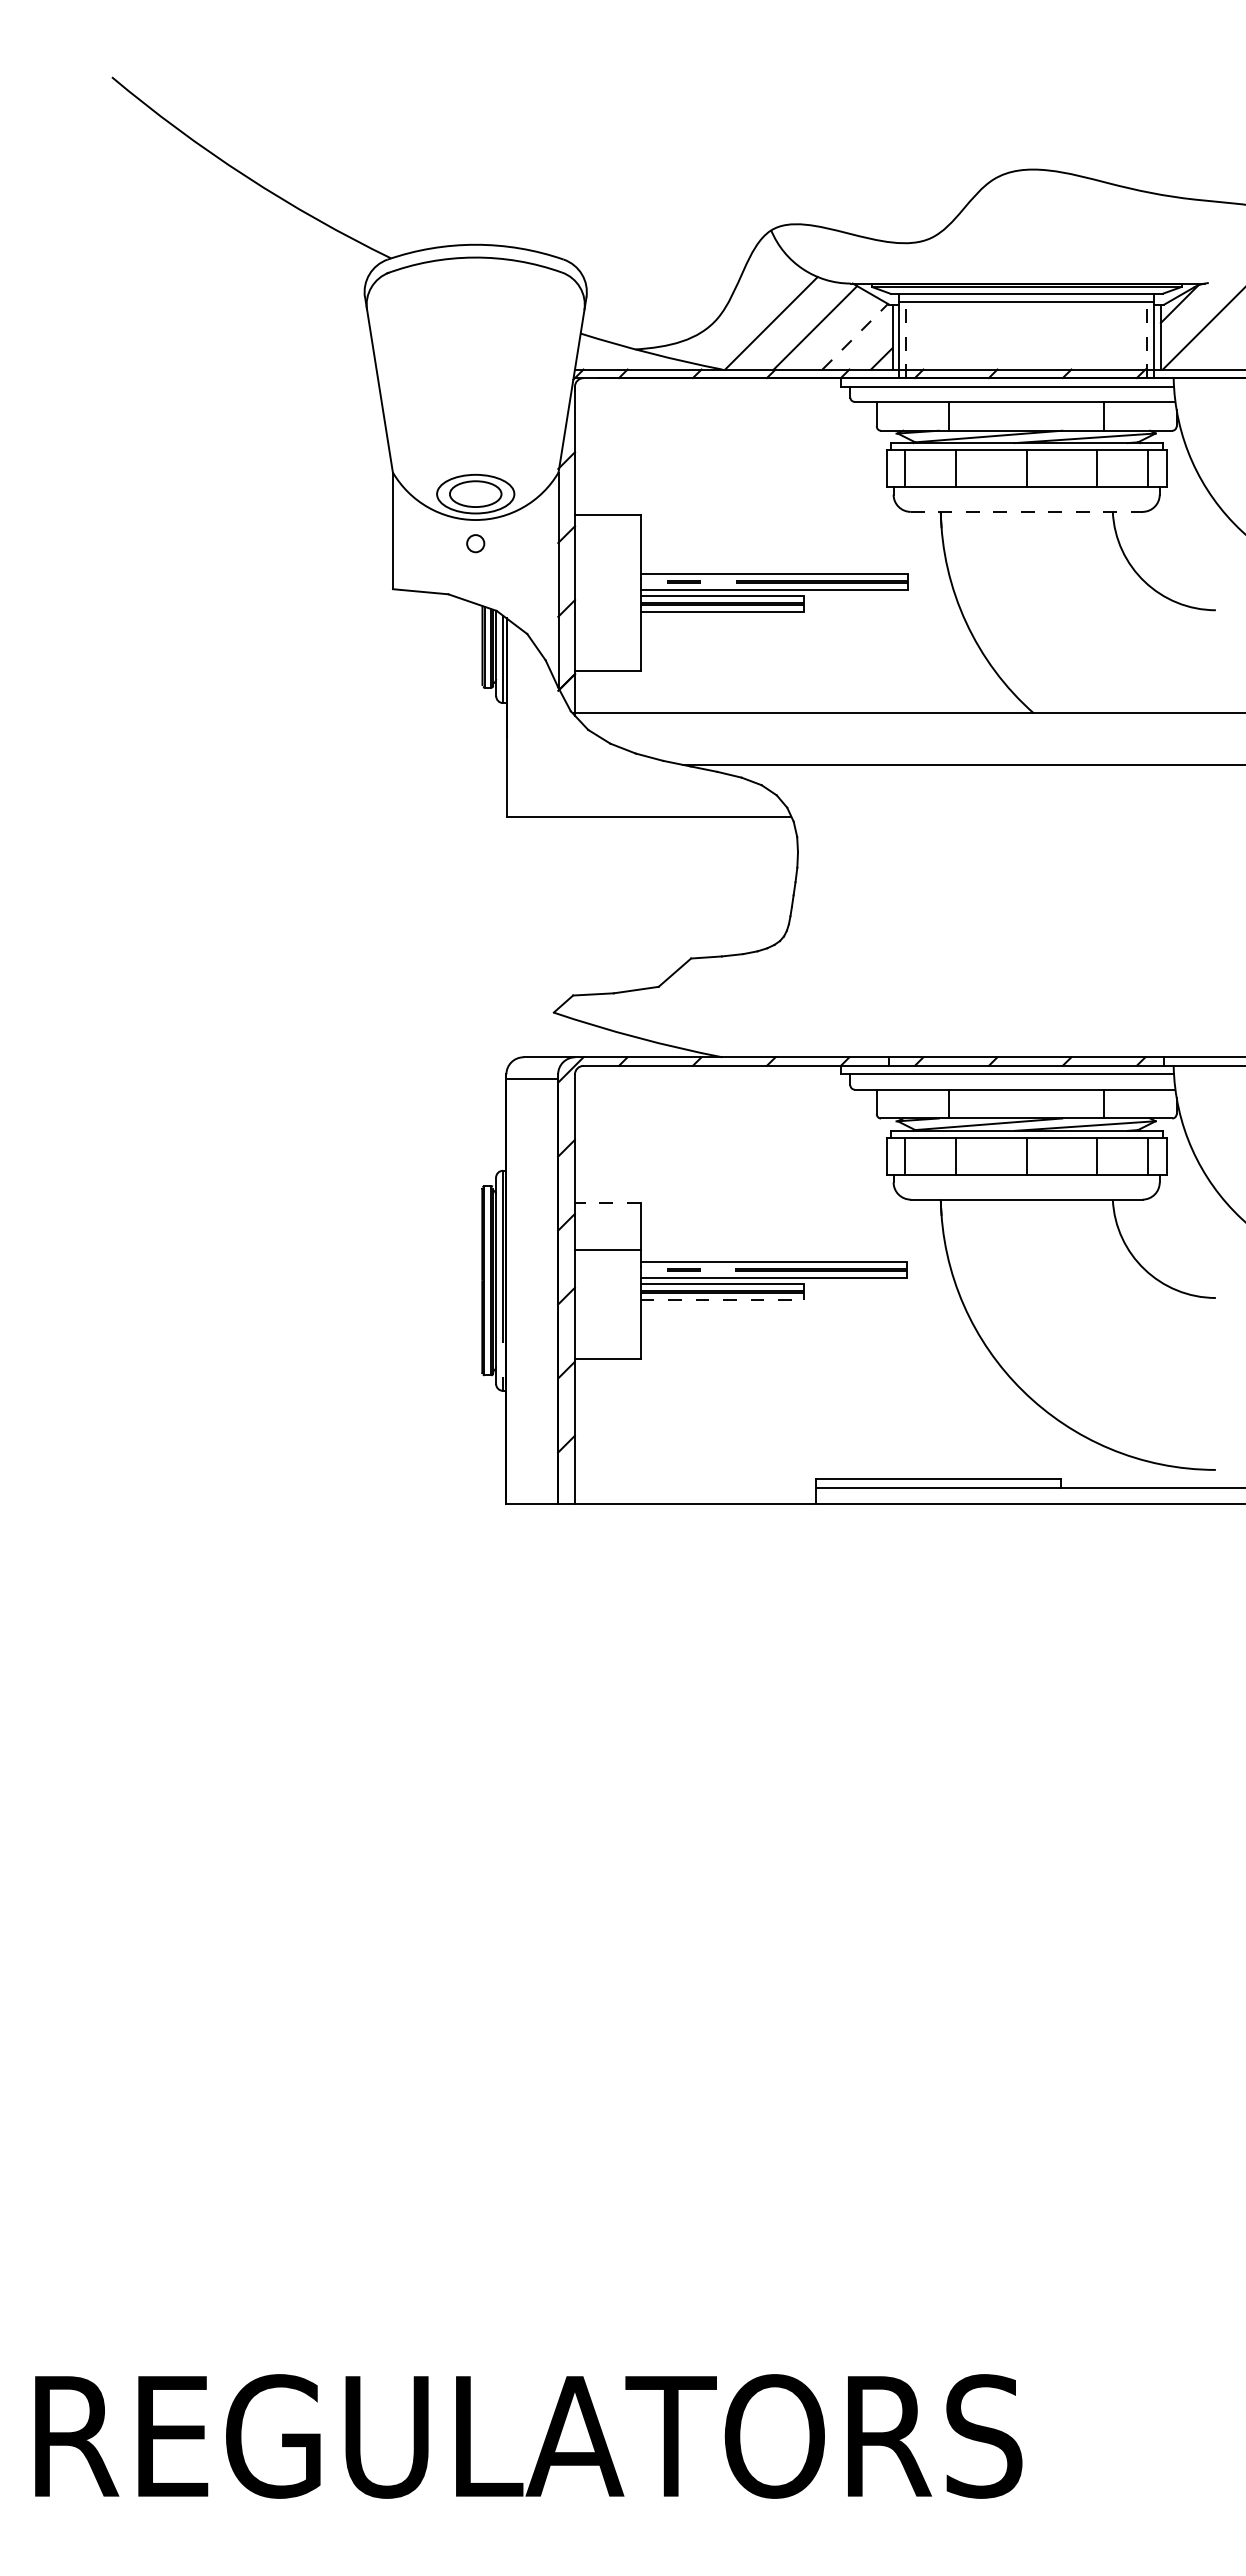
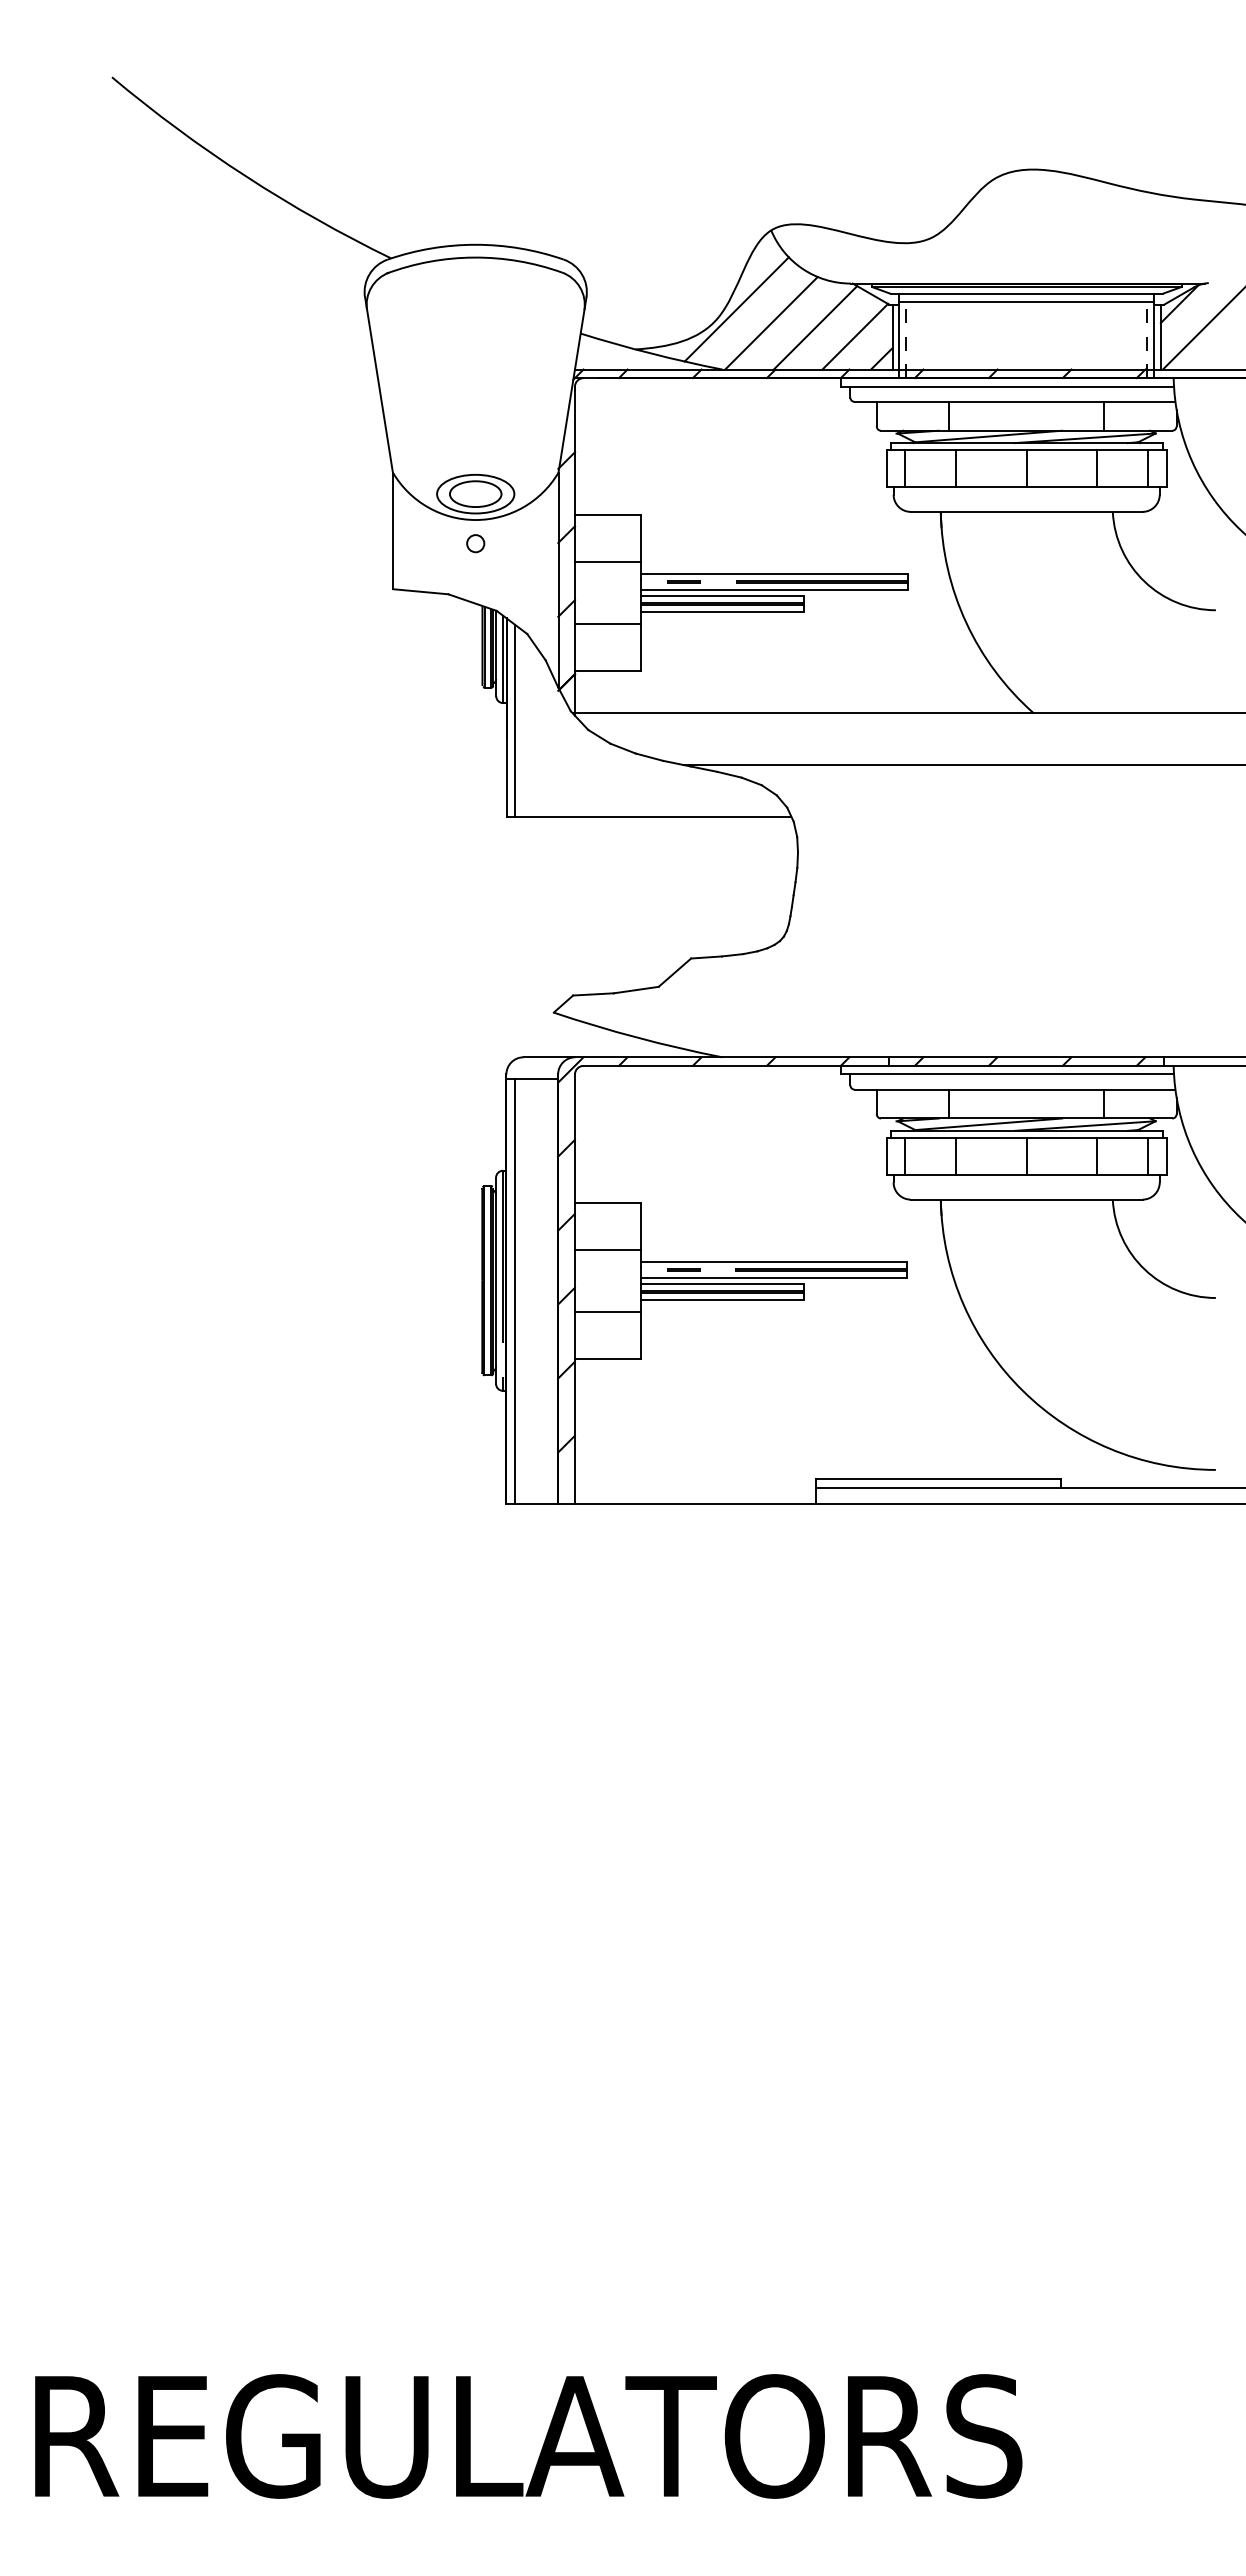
line: none -> present (736, 309)
line: dashed -> solid (855, 336)
line: dashed -> solid (1026, 511)
line: none -> present (607, 561)
line: none -> present (607, 624)
line: none -> present (515, 720)
line: dashed -> solid (607, 1203)
line: none -> present (515, 1291)
line: dashed -> solid (722, 1300)
line: none -> present (607, 1311)
